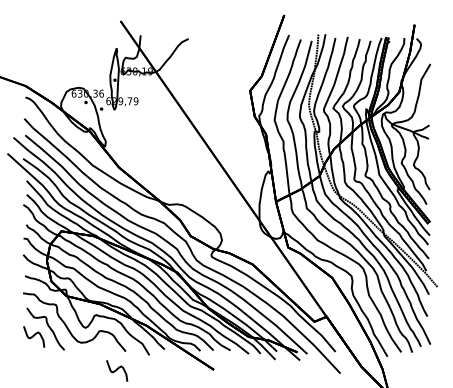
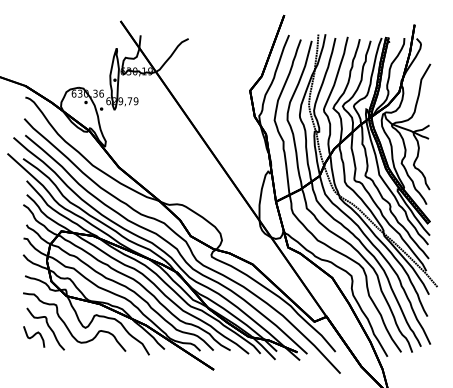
curve: present -> none (117, 370)
